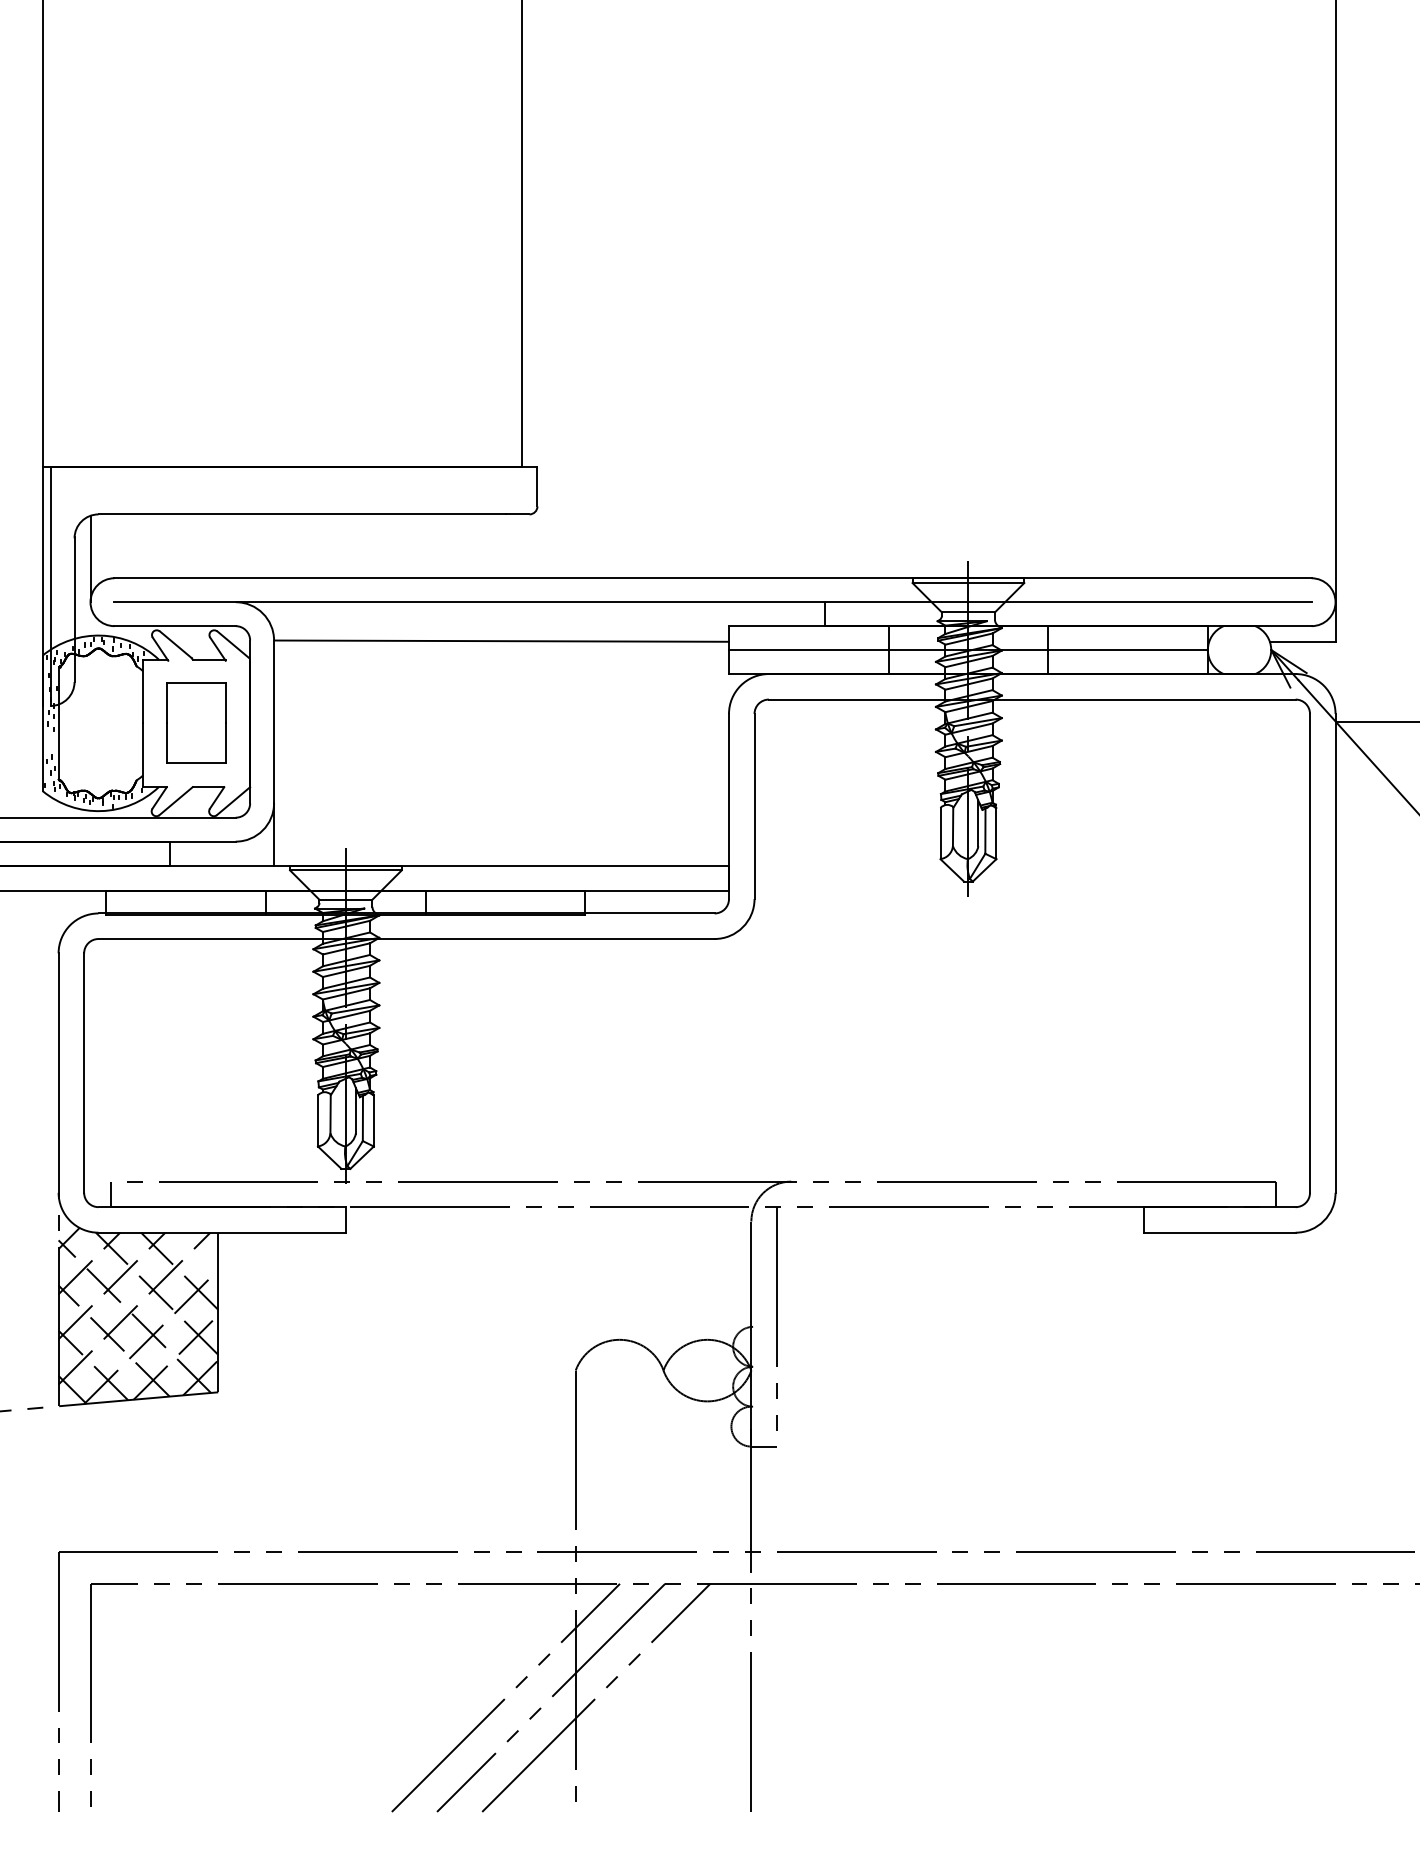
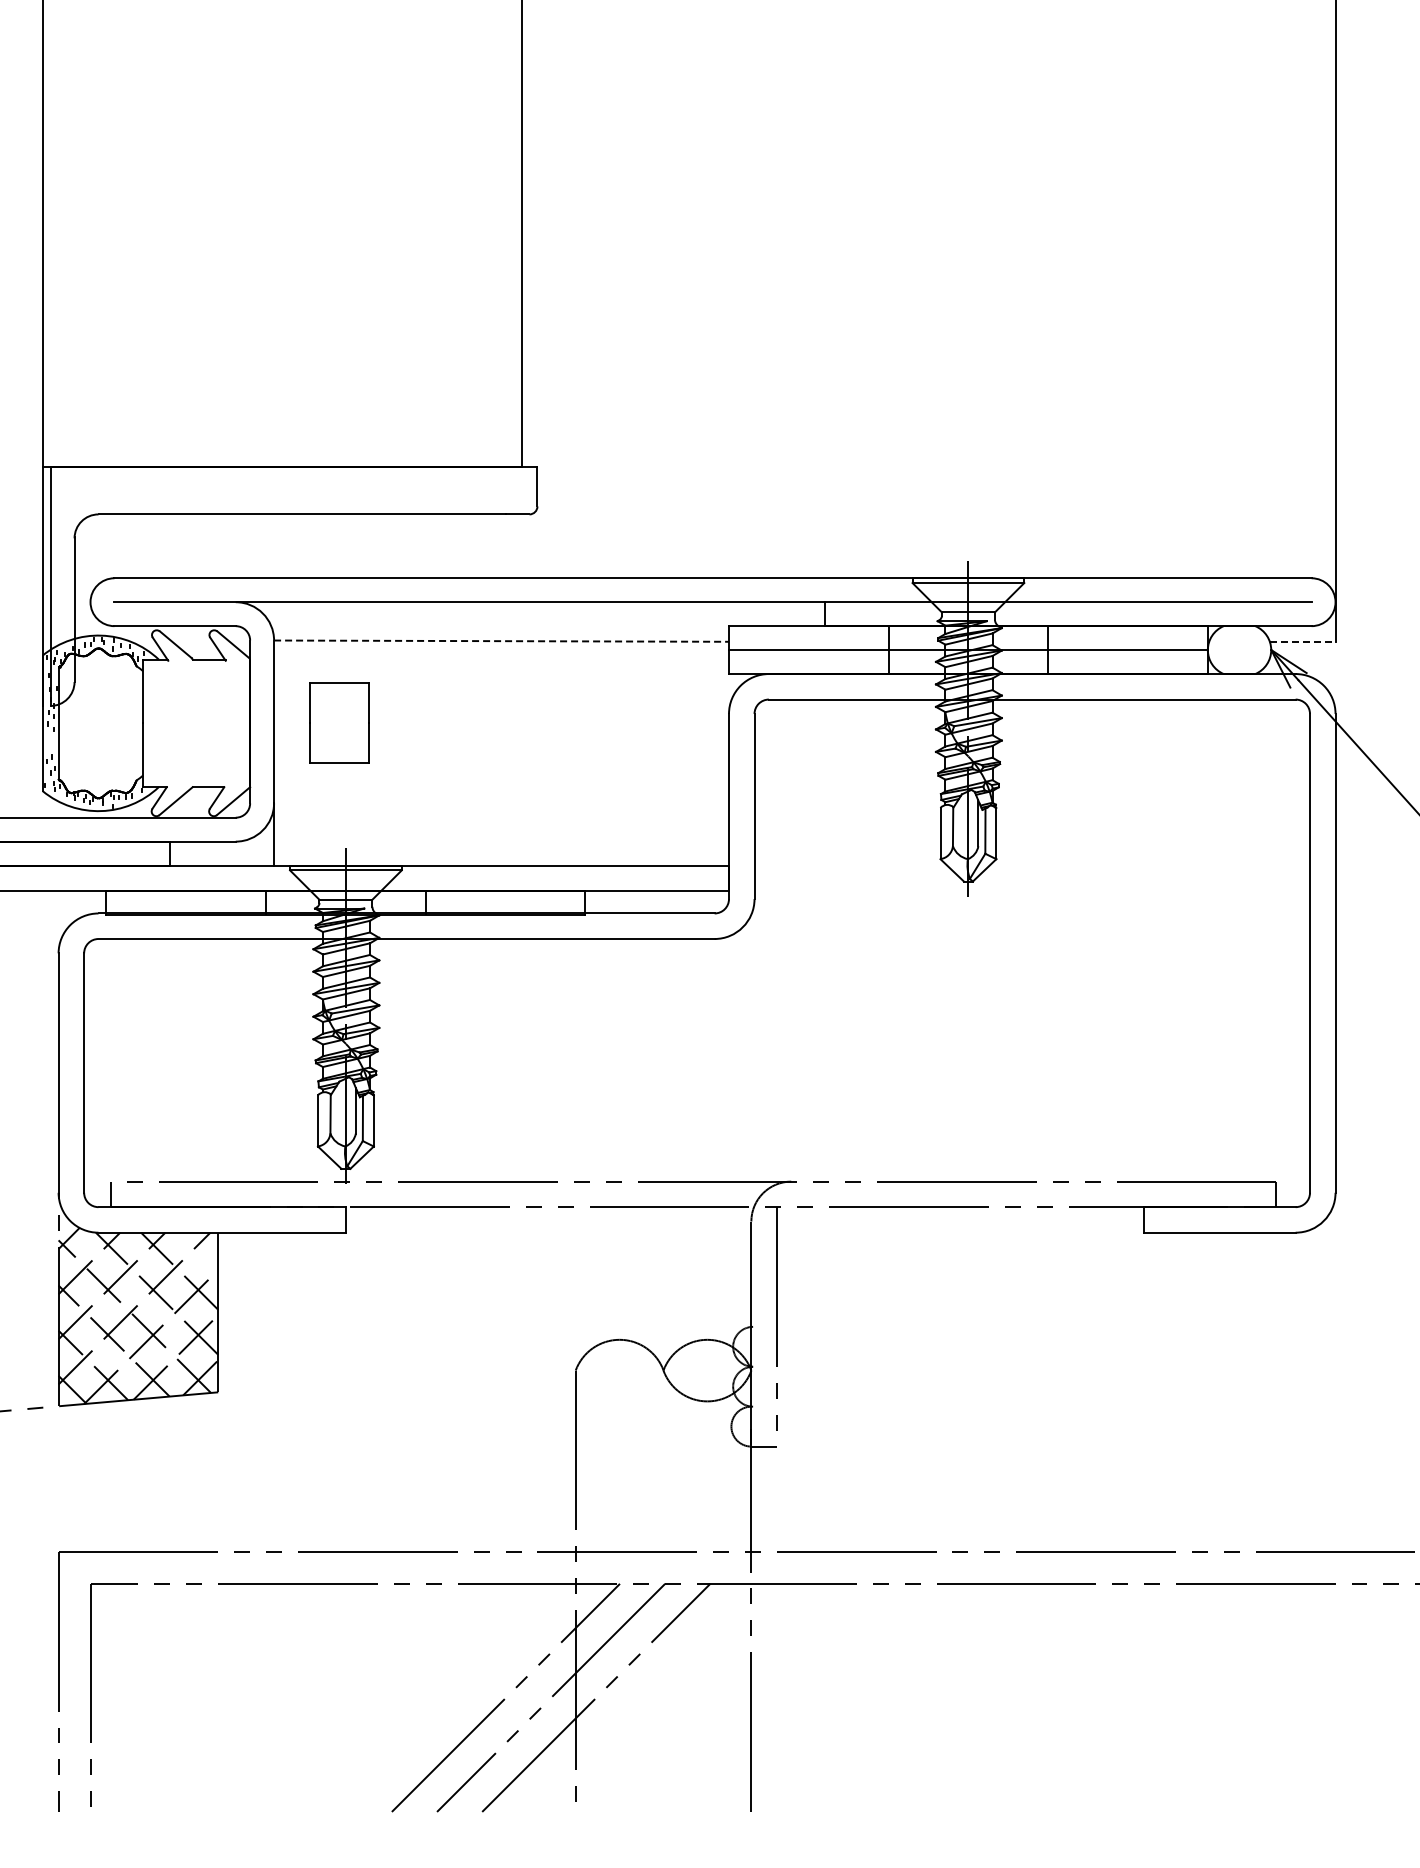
line: present -> none (90, 558)
line: solid -> dashed (502, 641)
line: solid -> dashed (1302, 642)
line: present -> none (1375, 721)
part position: (196, 722) -> (339, 722) (339, 722)
